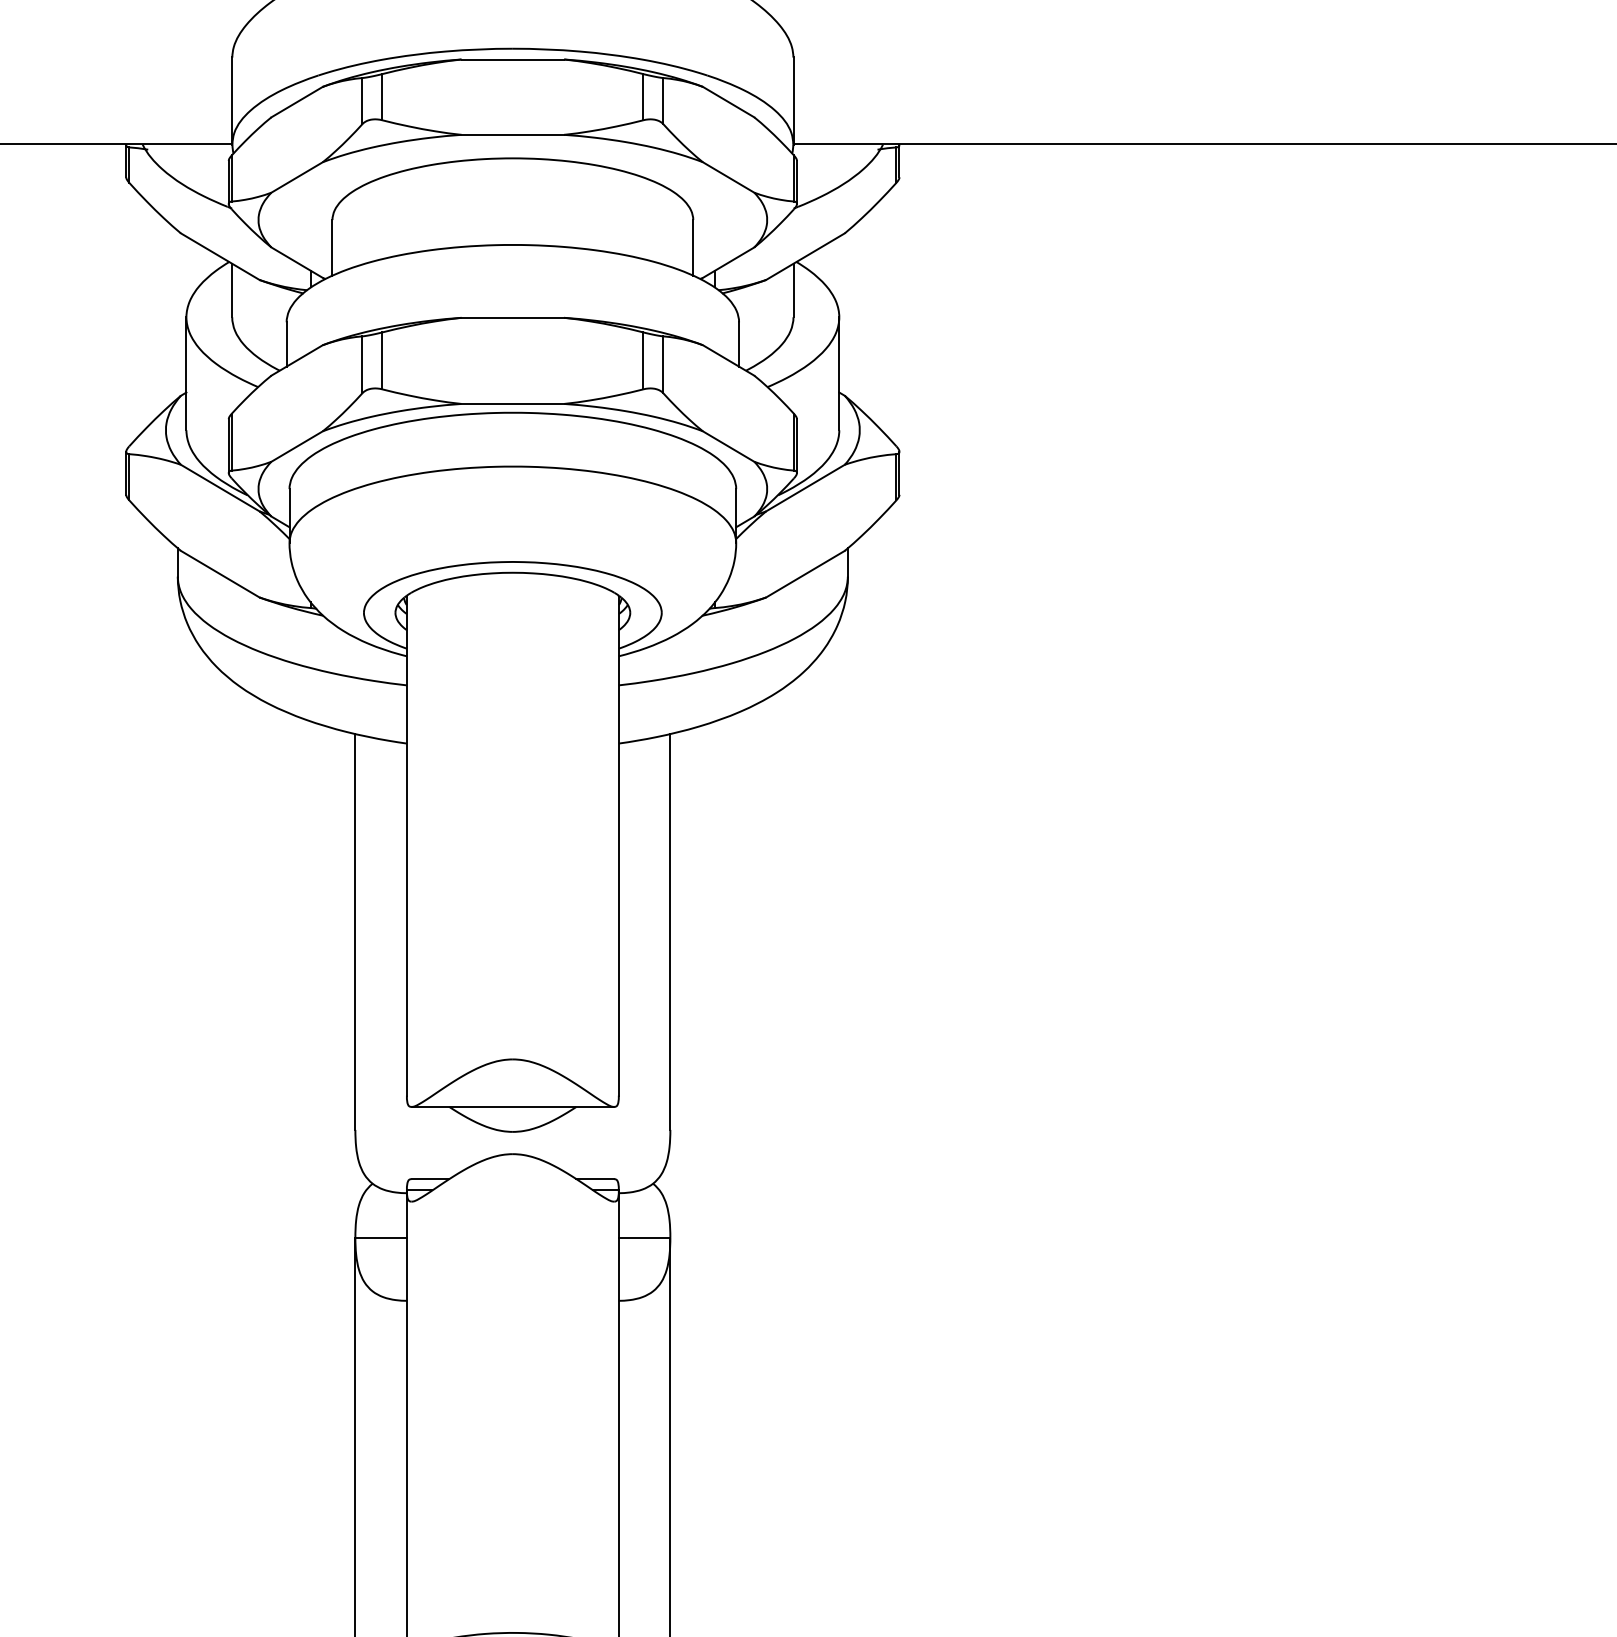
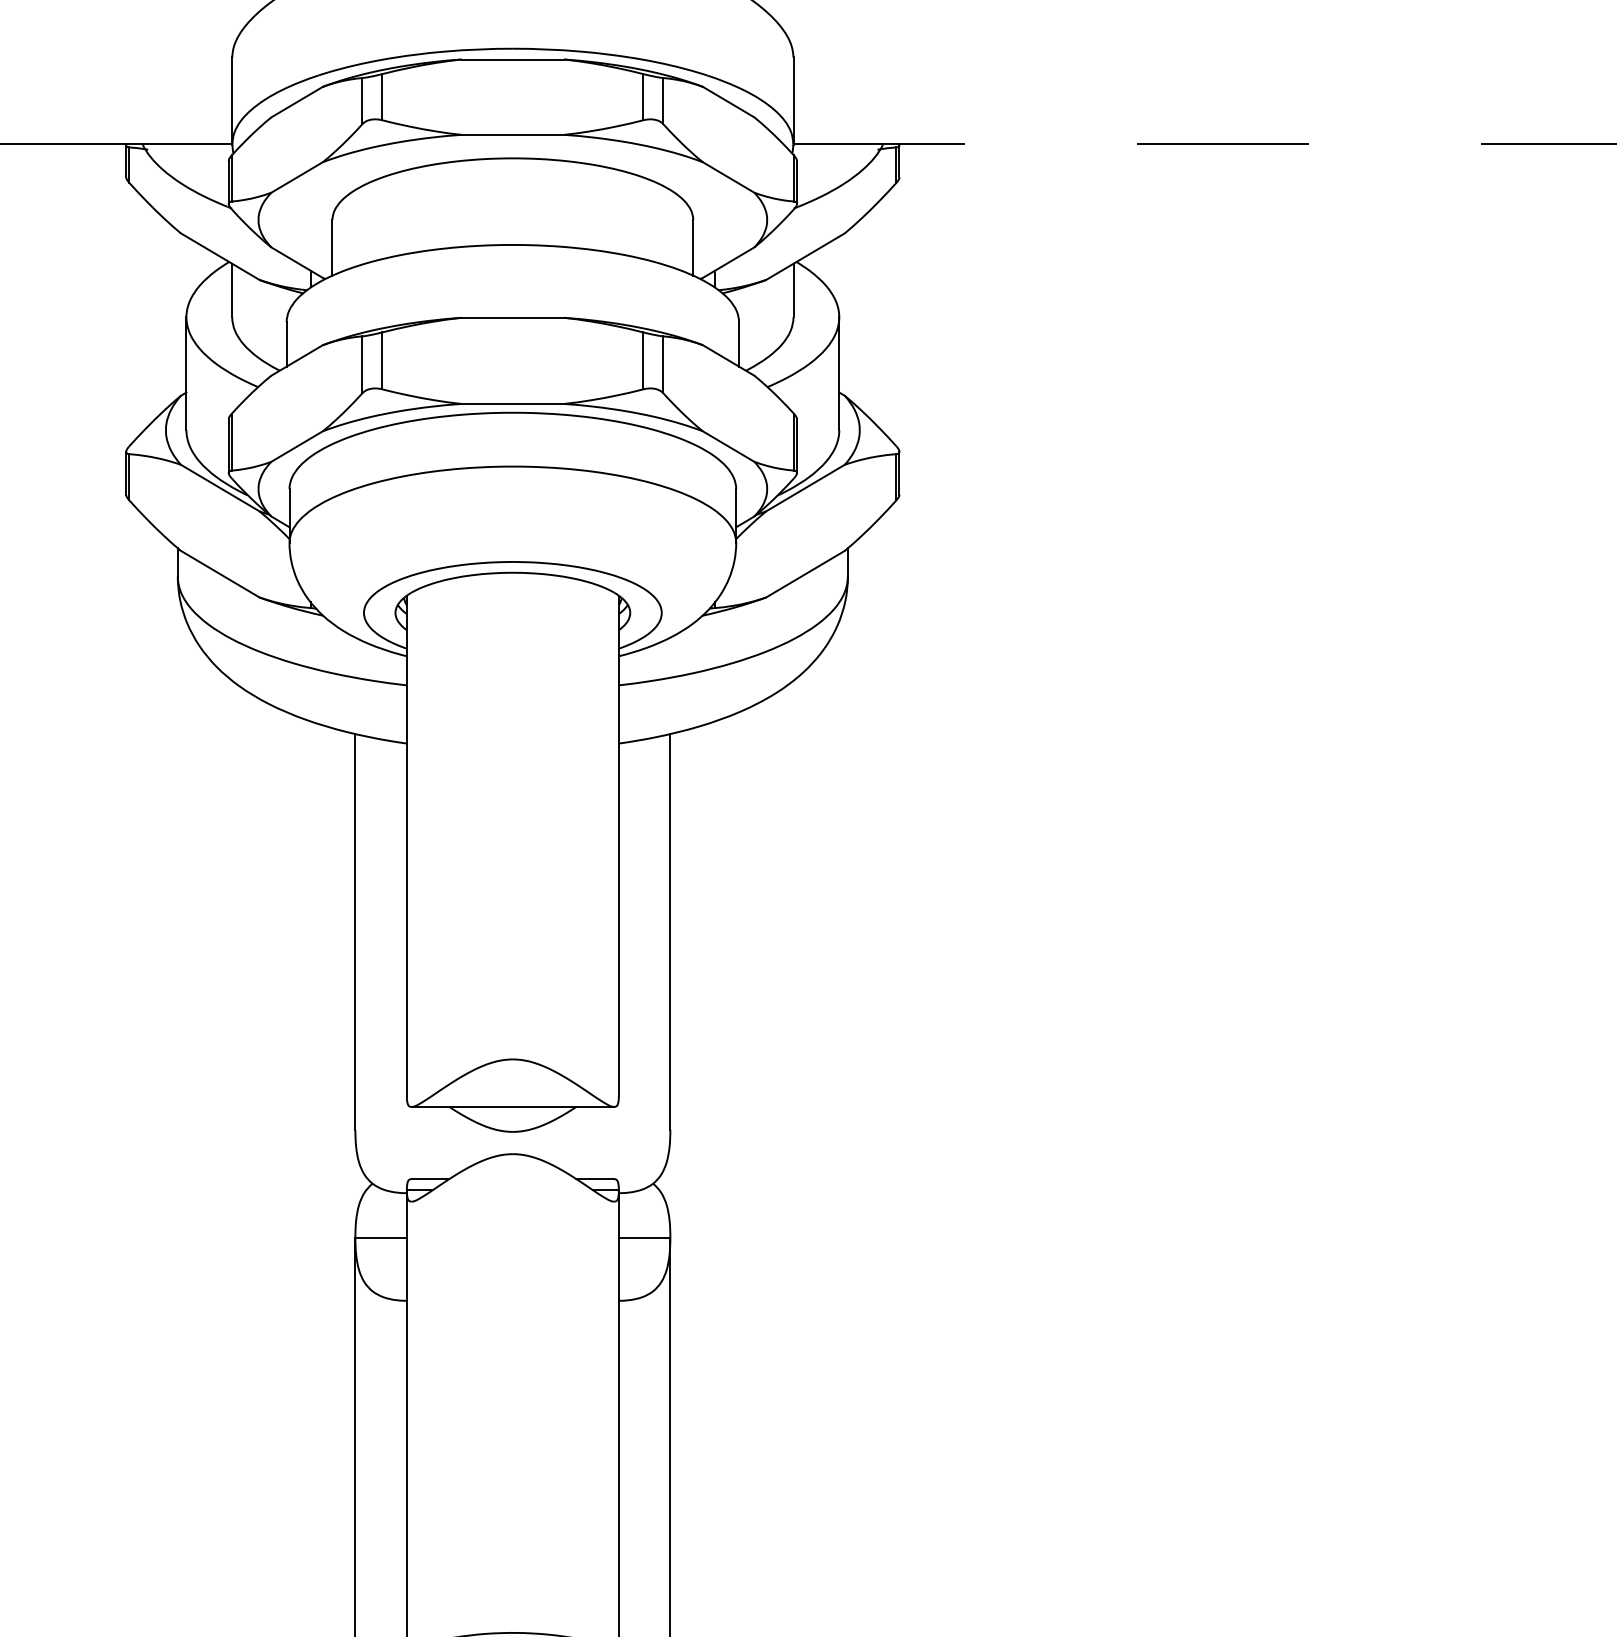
line: solid -> dashed (1205, 143)
